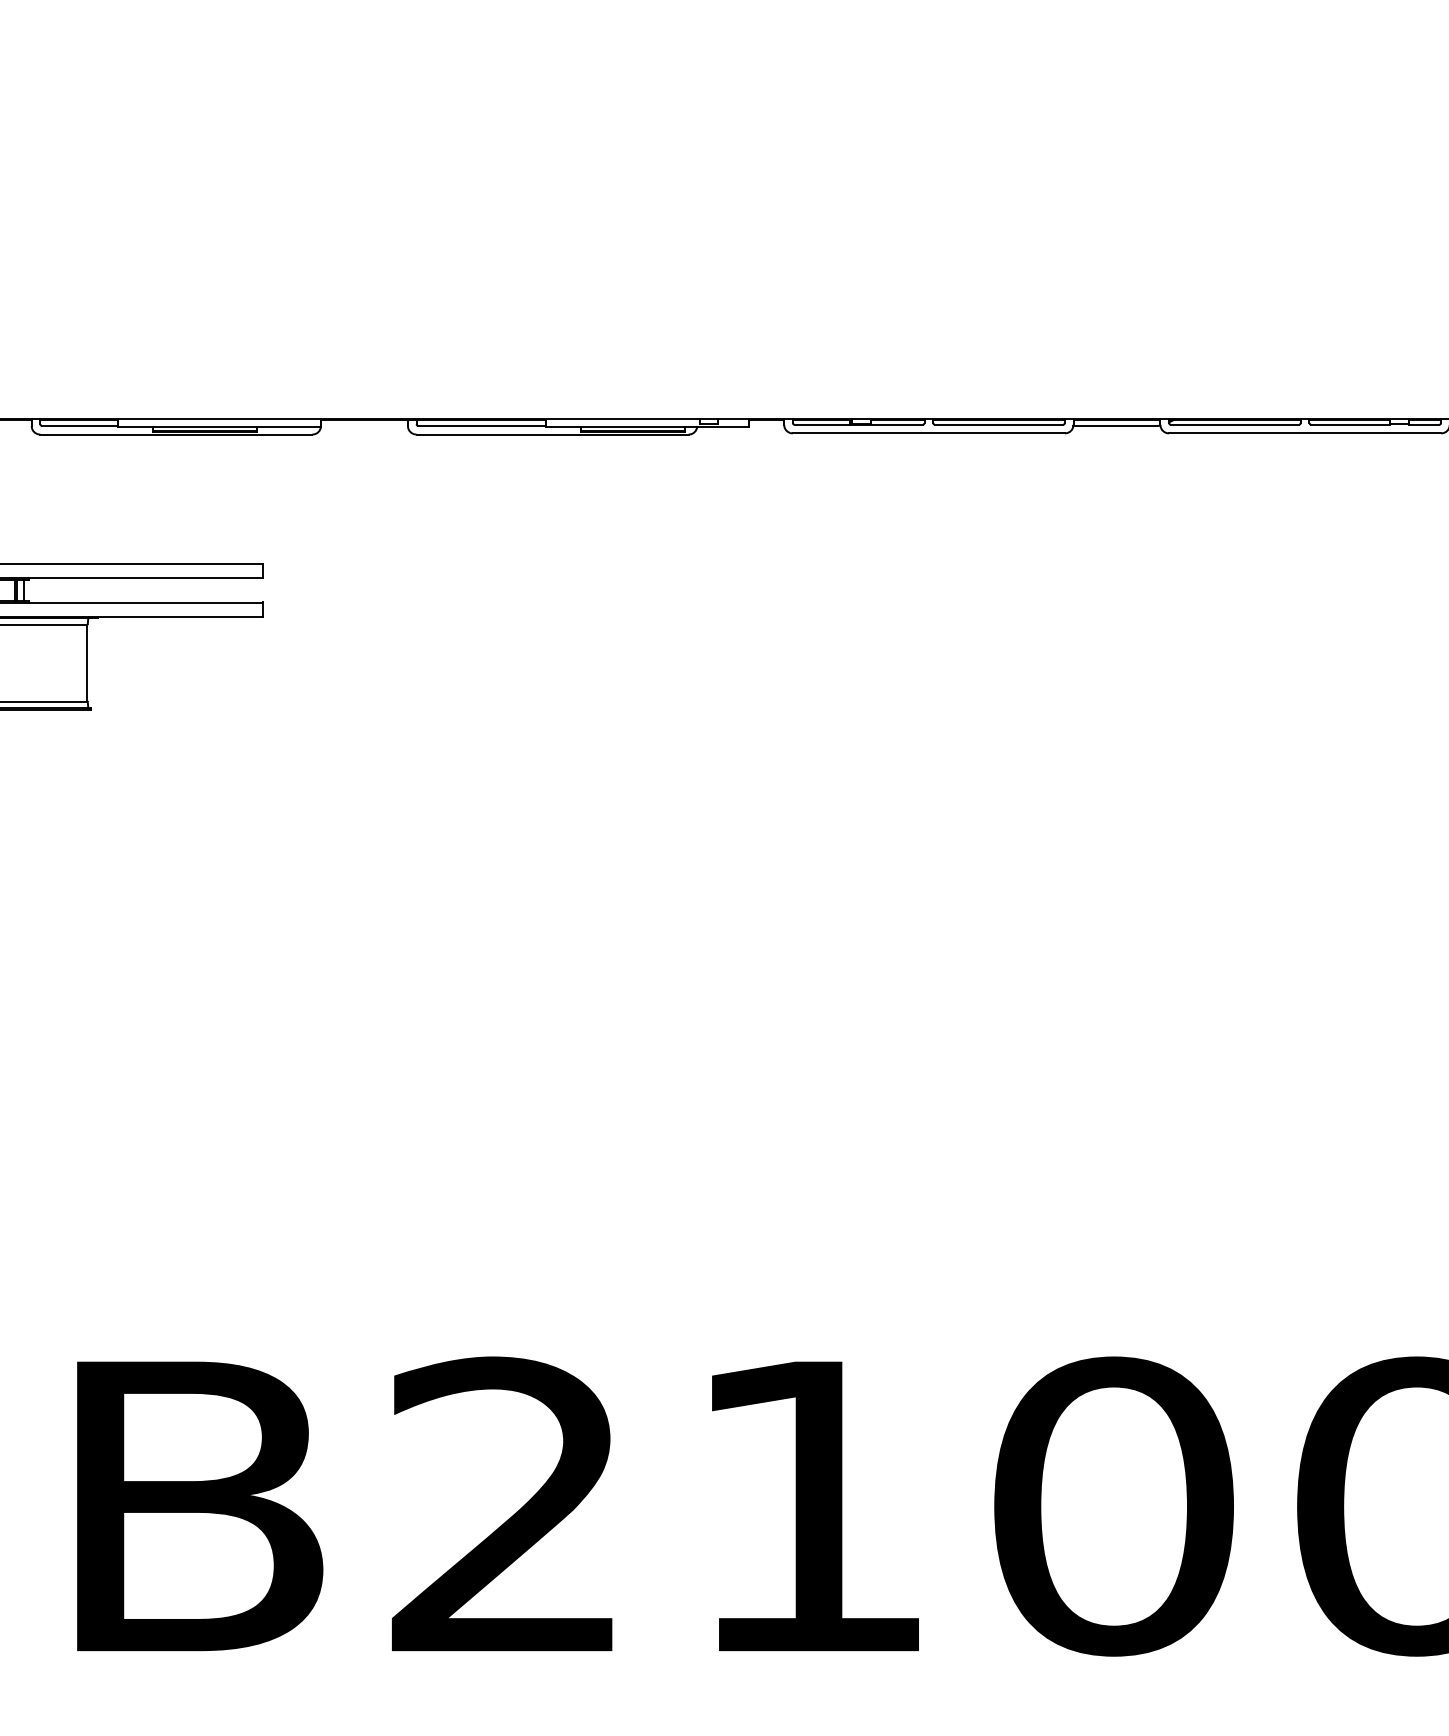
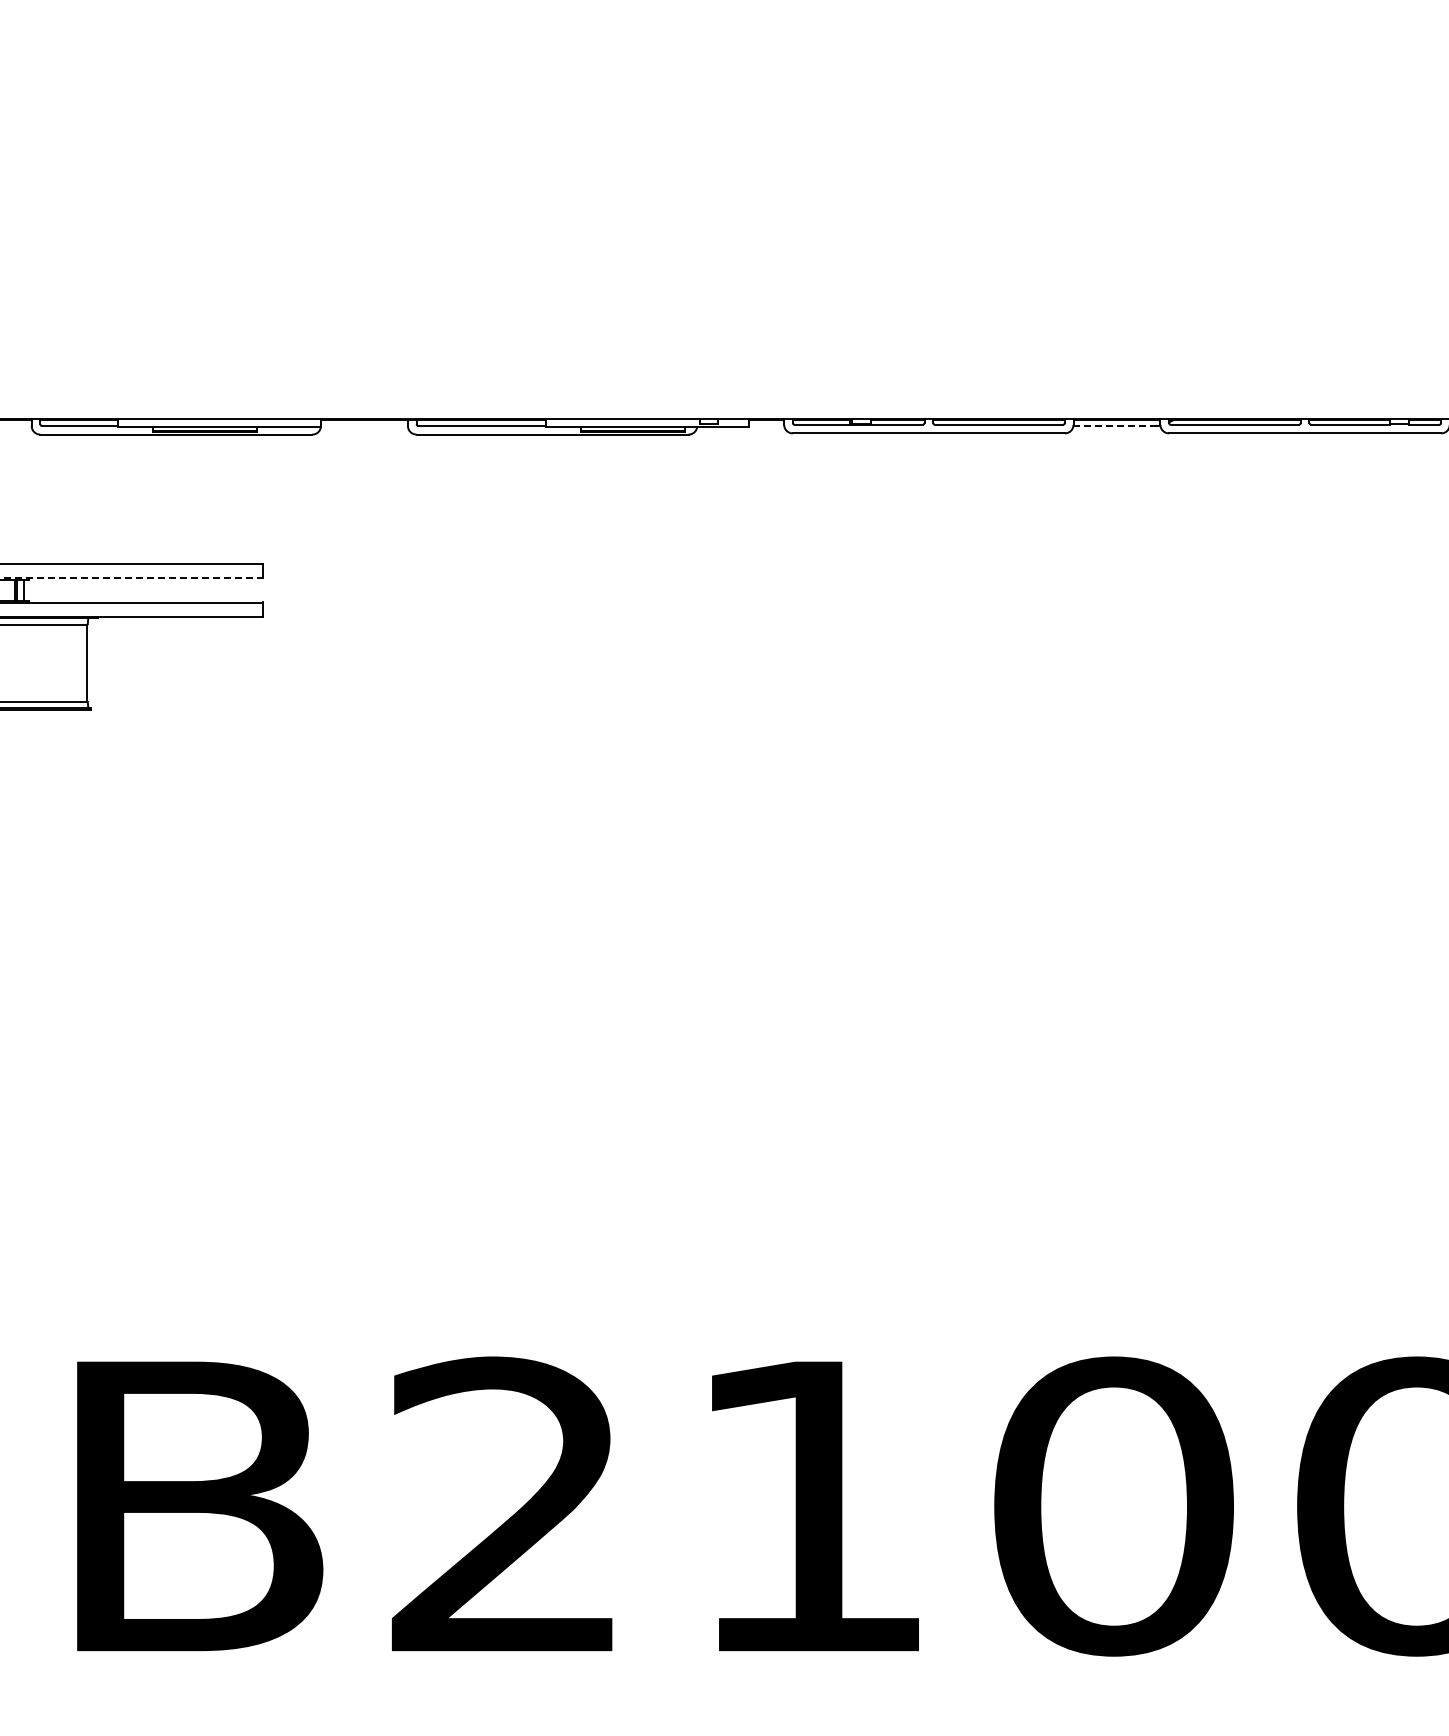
line: solid -> dashed (1115, 425)
line: solid -> dashed (131, 578)
